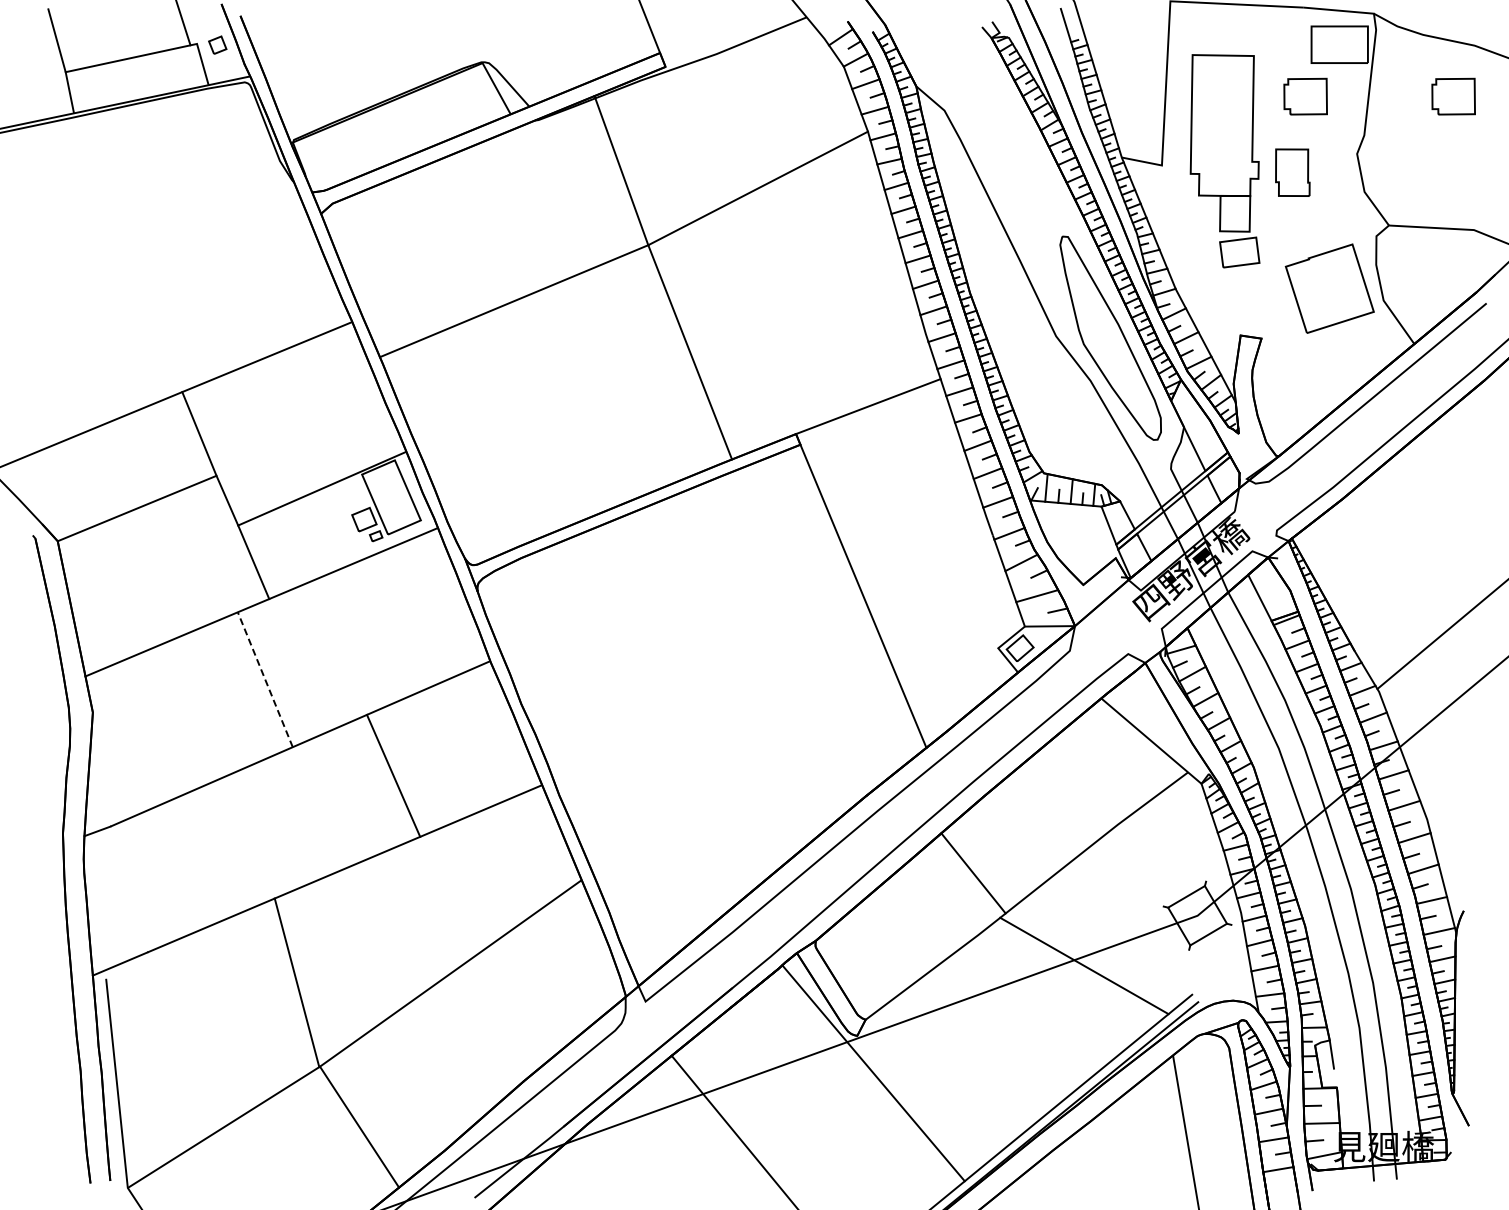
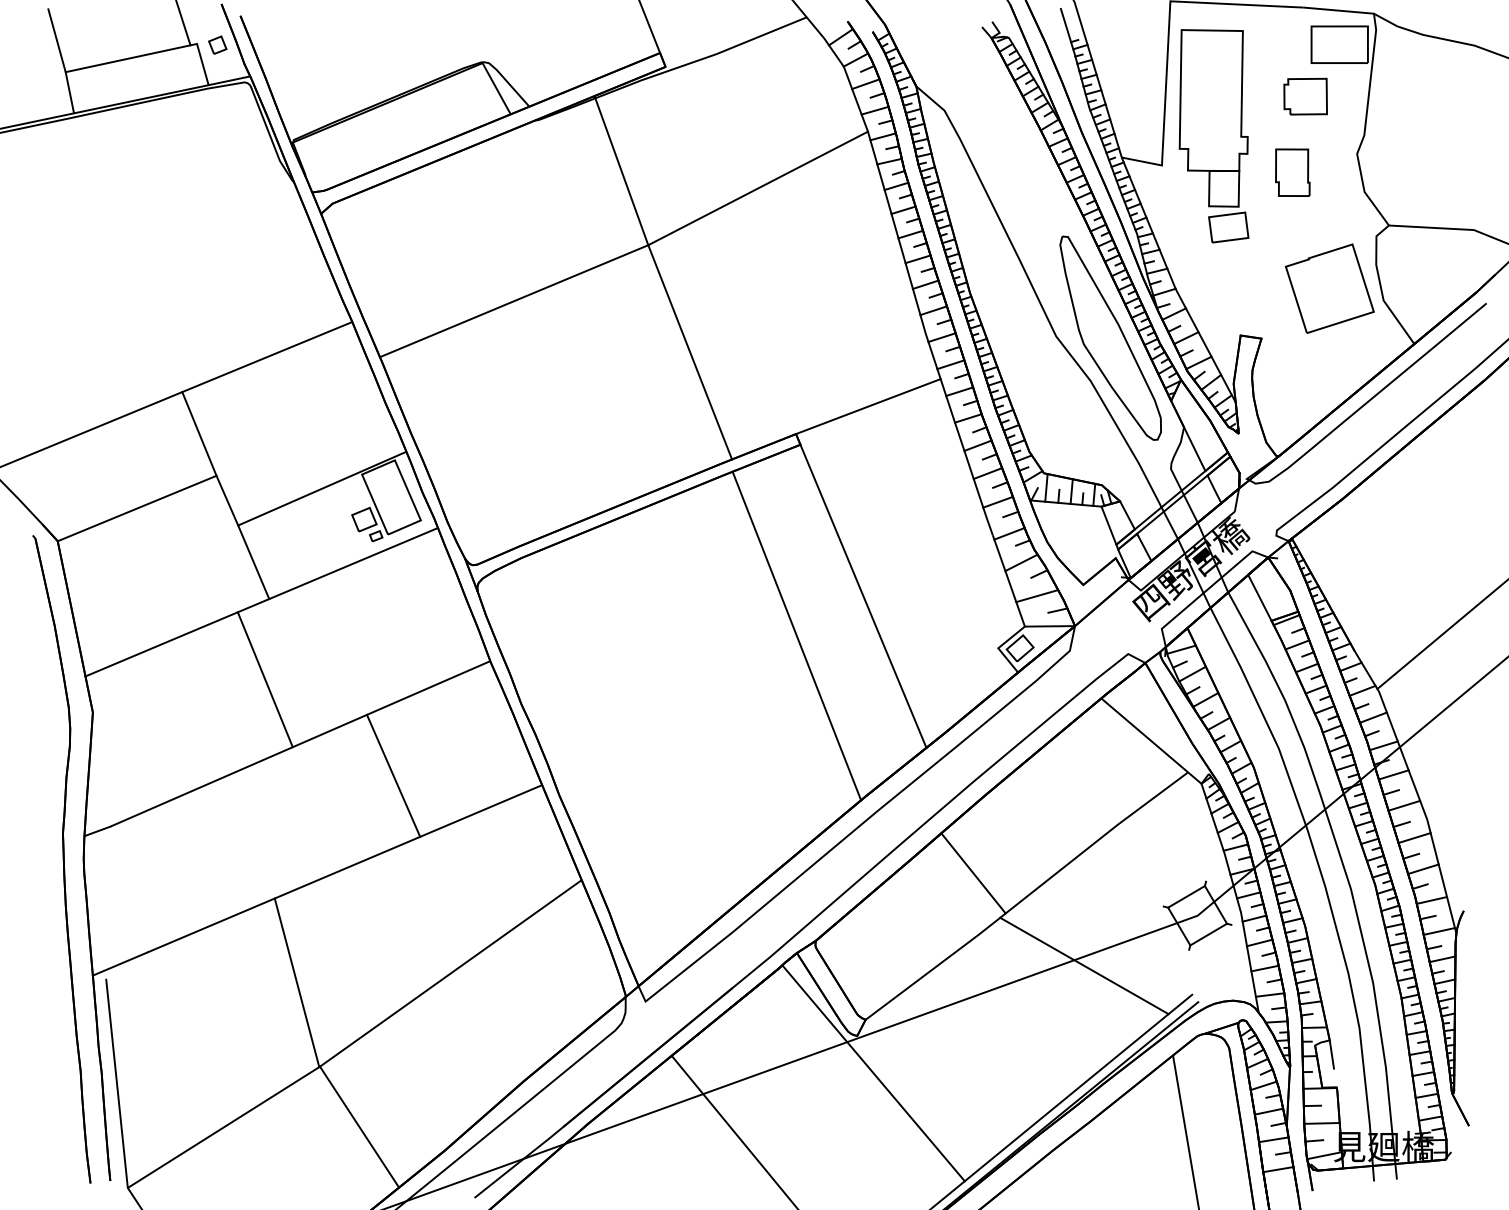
part: present -> none (1453, 96)
part position: (1224, 161) -> (1213, 136) (1213, 136)
line: none -> present (796, 635)
line: dashed -> solid (265, 679)
